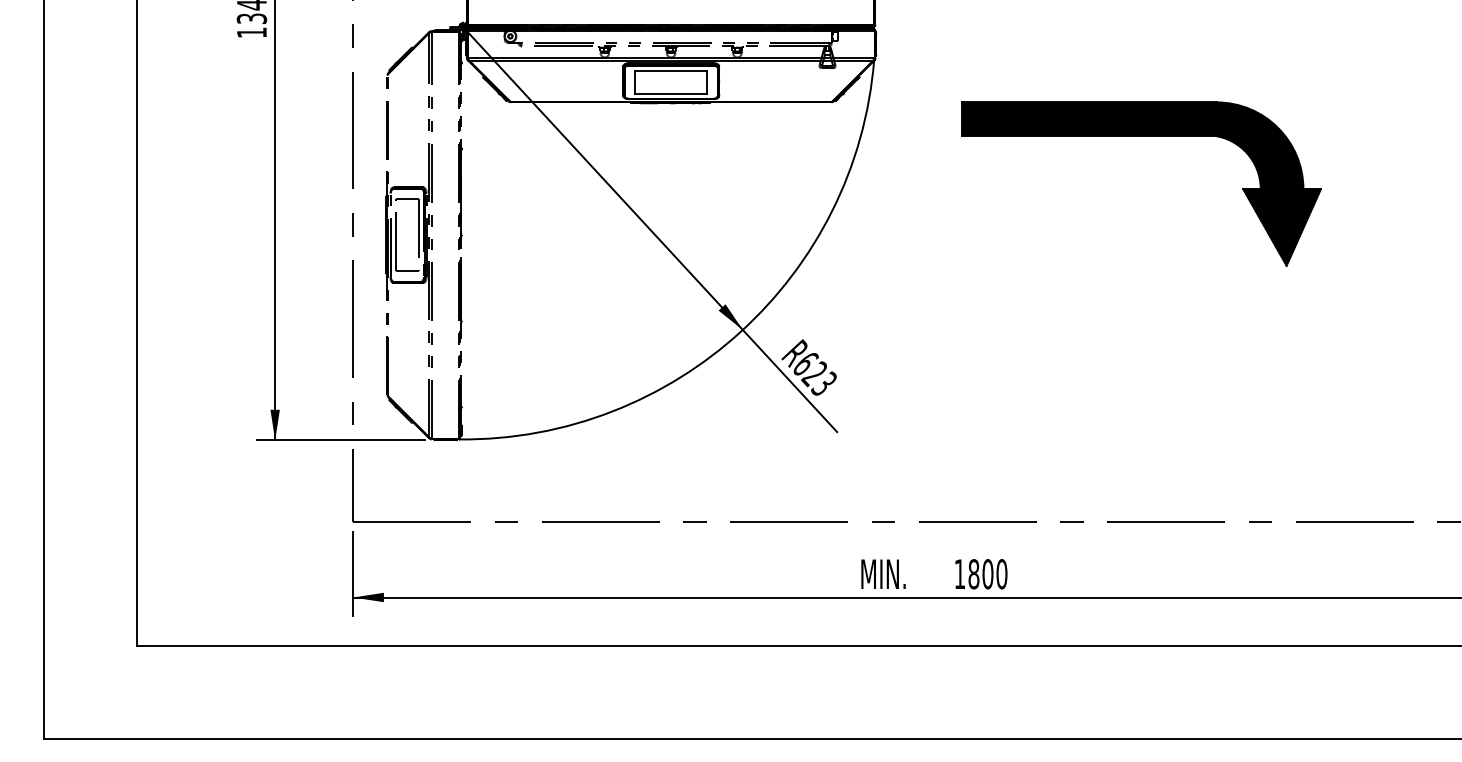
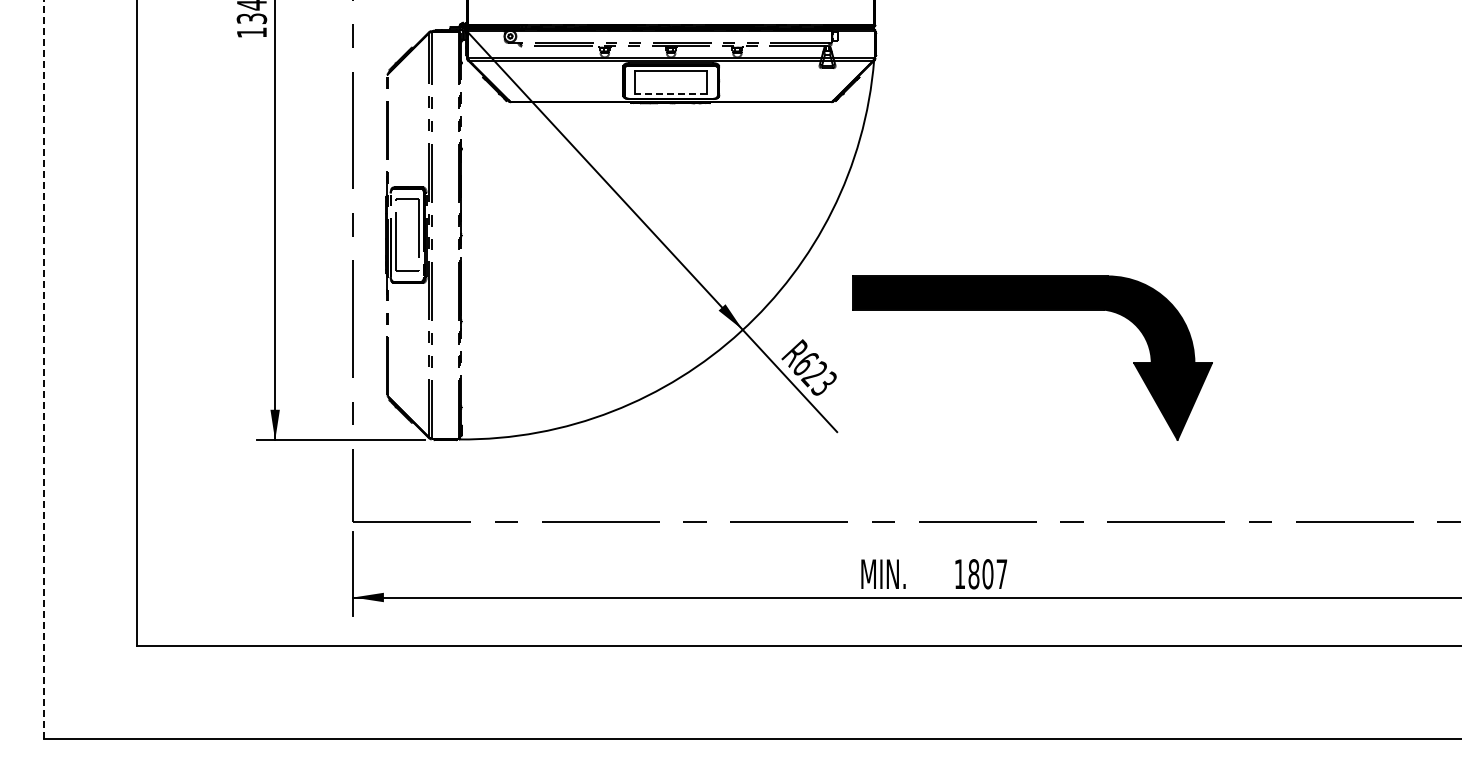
line: solid -> dashed (670, 93)
part position: (1141, 136) -> (1032, 310) (1032, 310)
line: solid -> dashed (43, 369)
text: 1800 -> 1807 (1001, 574)
